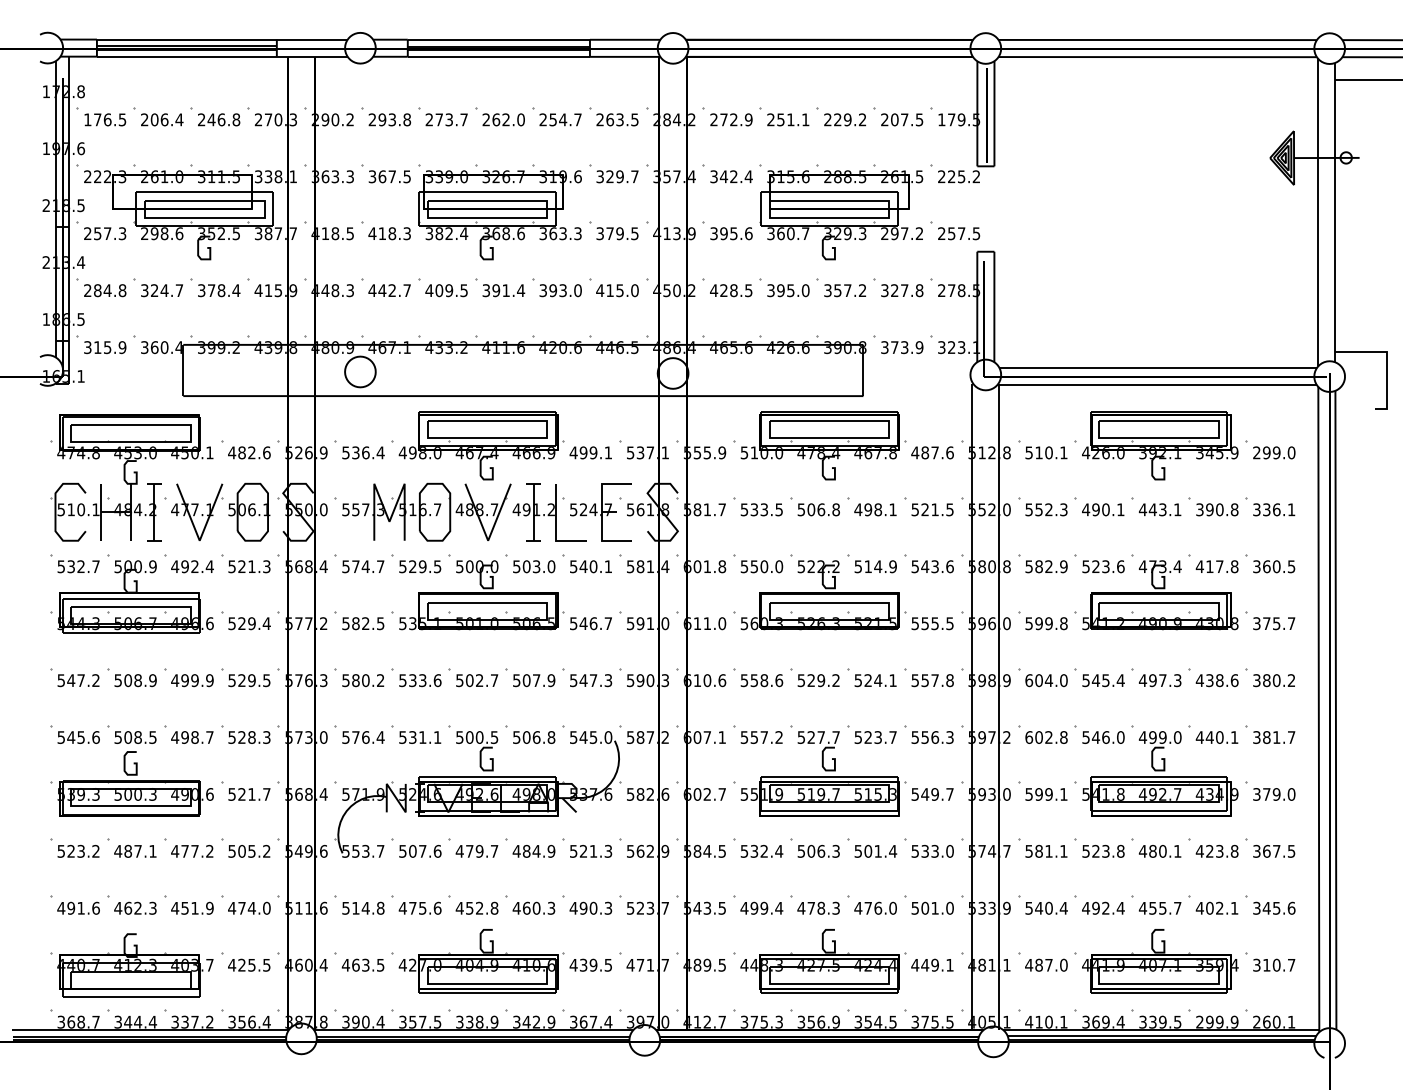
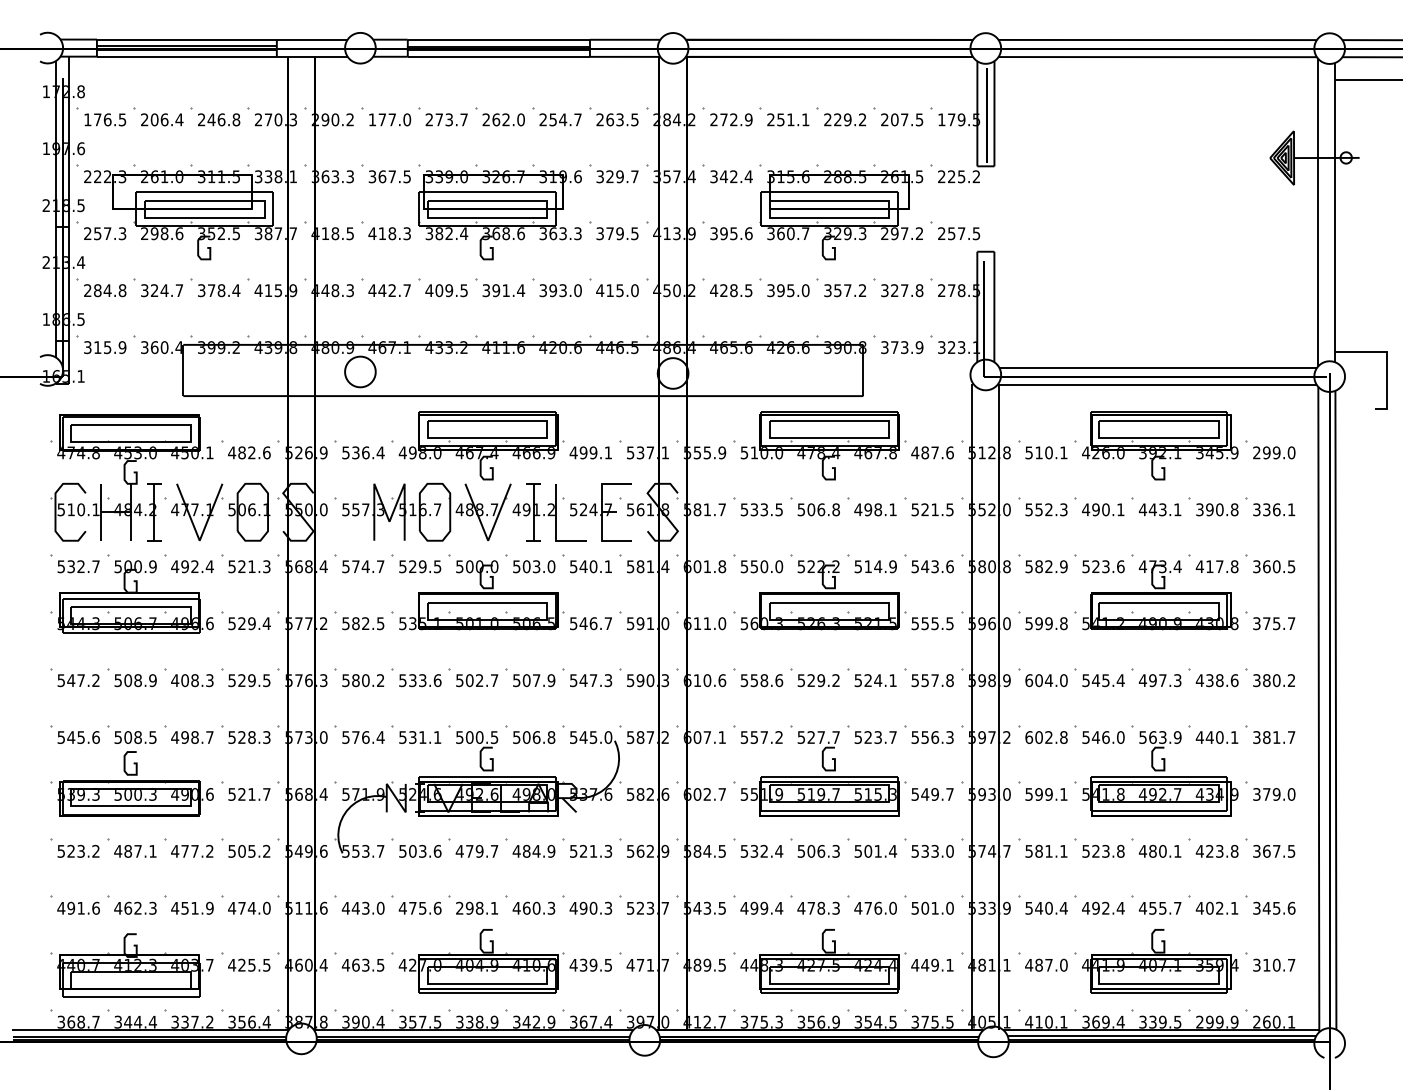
text: 293.8 -> 177.0 (389, 119)
text: 499.9 -> 408.3 (197, 680)
text: 499.0 -> 563.9 (1159, 737)
text: 507.6 -> 503.6 (422, 850)
text: 514.8 -> 443.0 (362, 907)
text: 452.8 -> 298.1 (476, 907)
